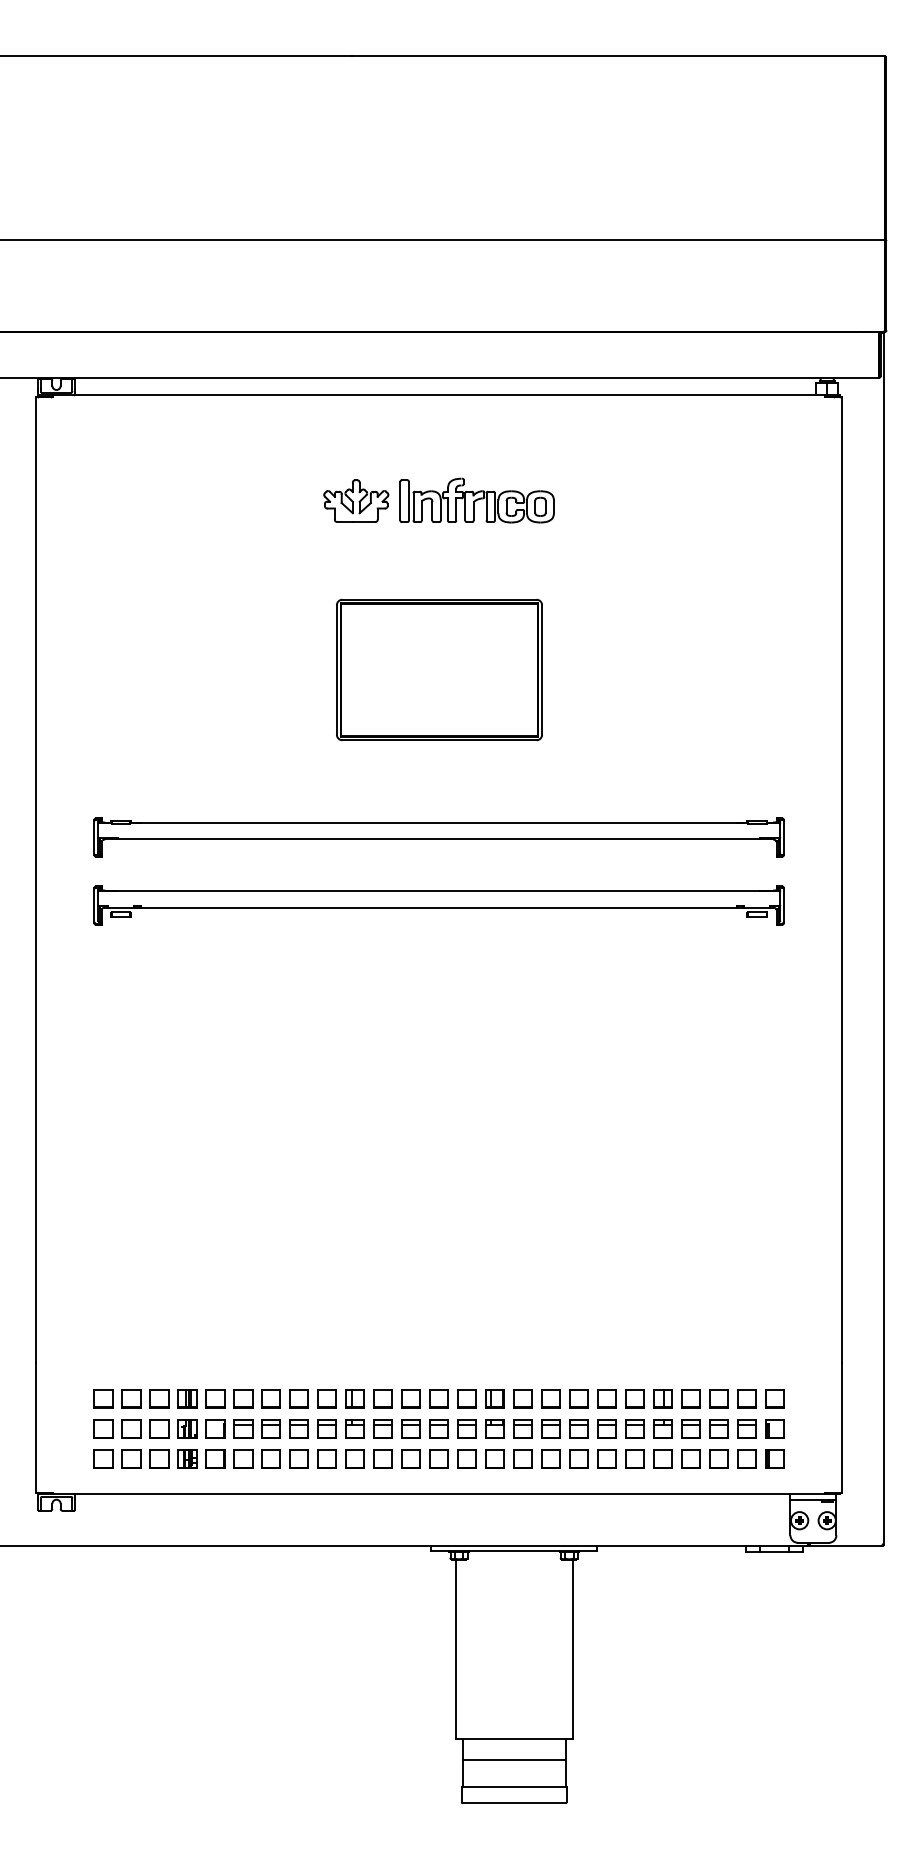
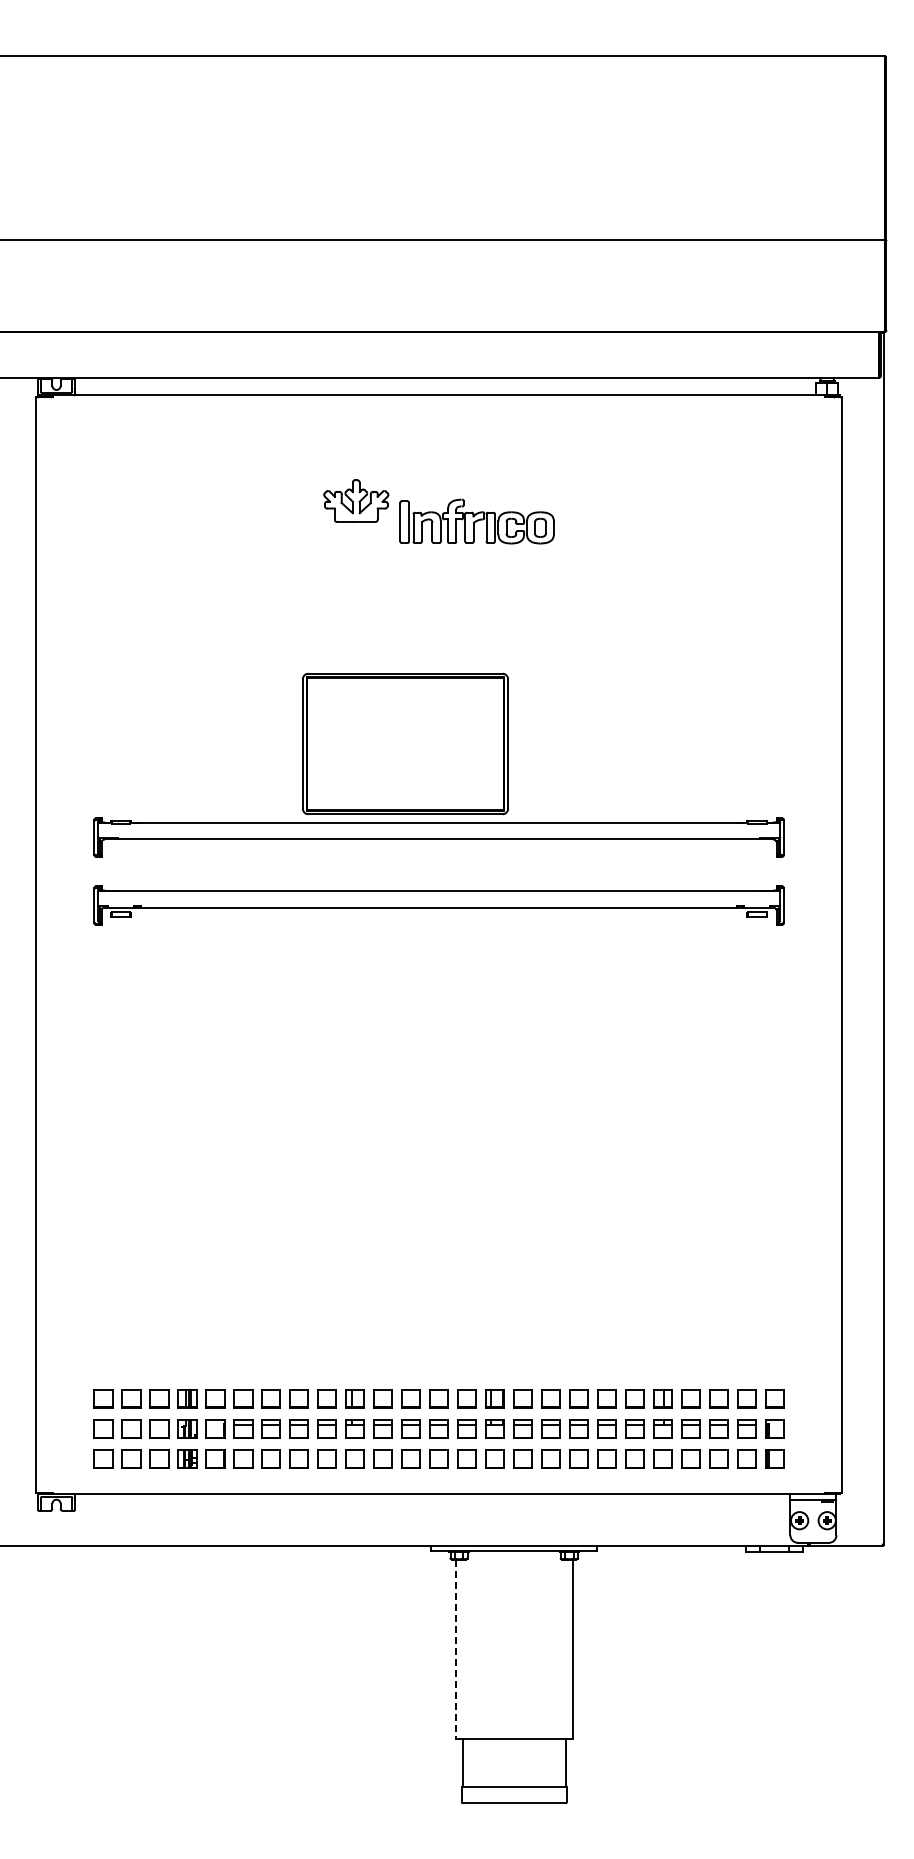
part position: (476, 500) -> (476, 521) (476, 521)
part position: (439, 669) -> (405, 743) (405, 743)
line: solid -> dashed (455, 1649)
line: present -> none (513, 1760)
